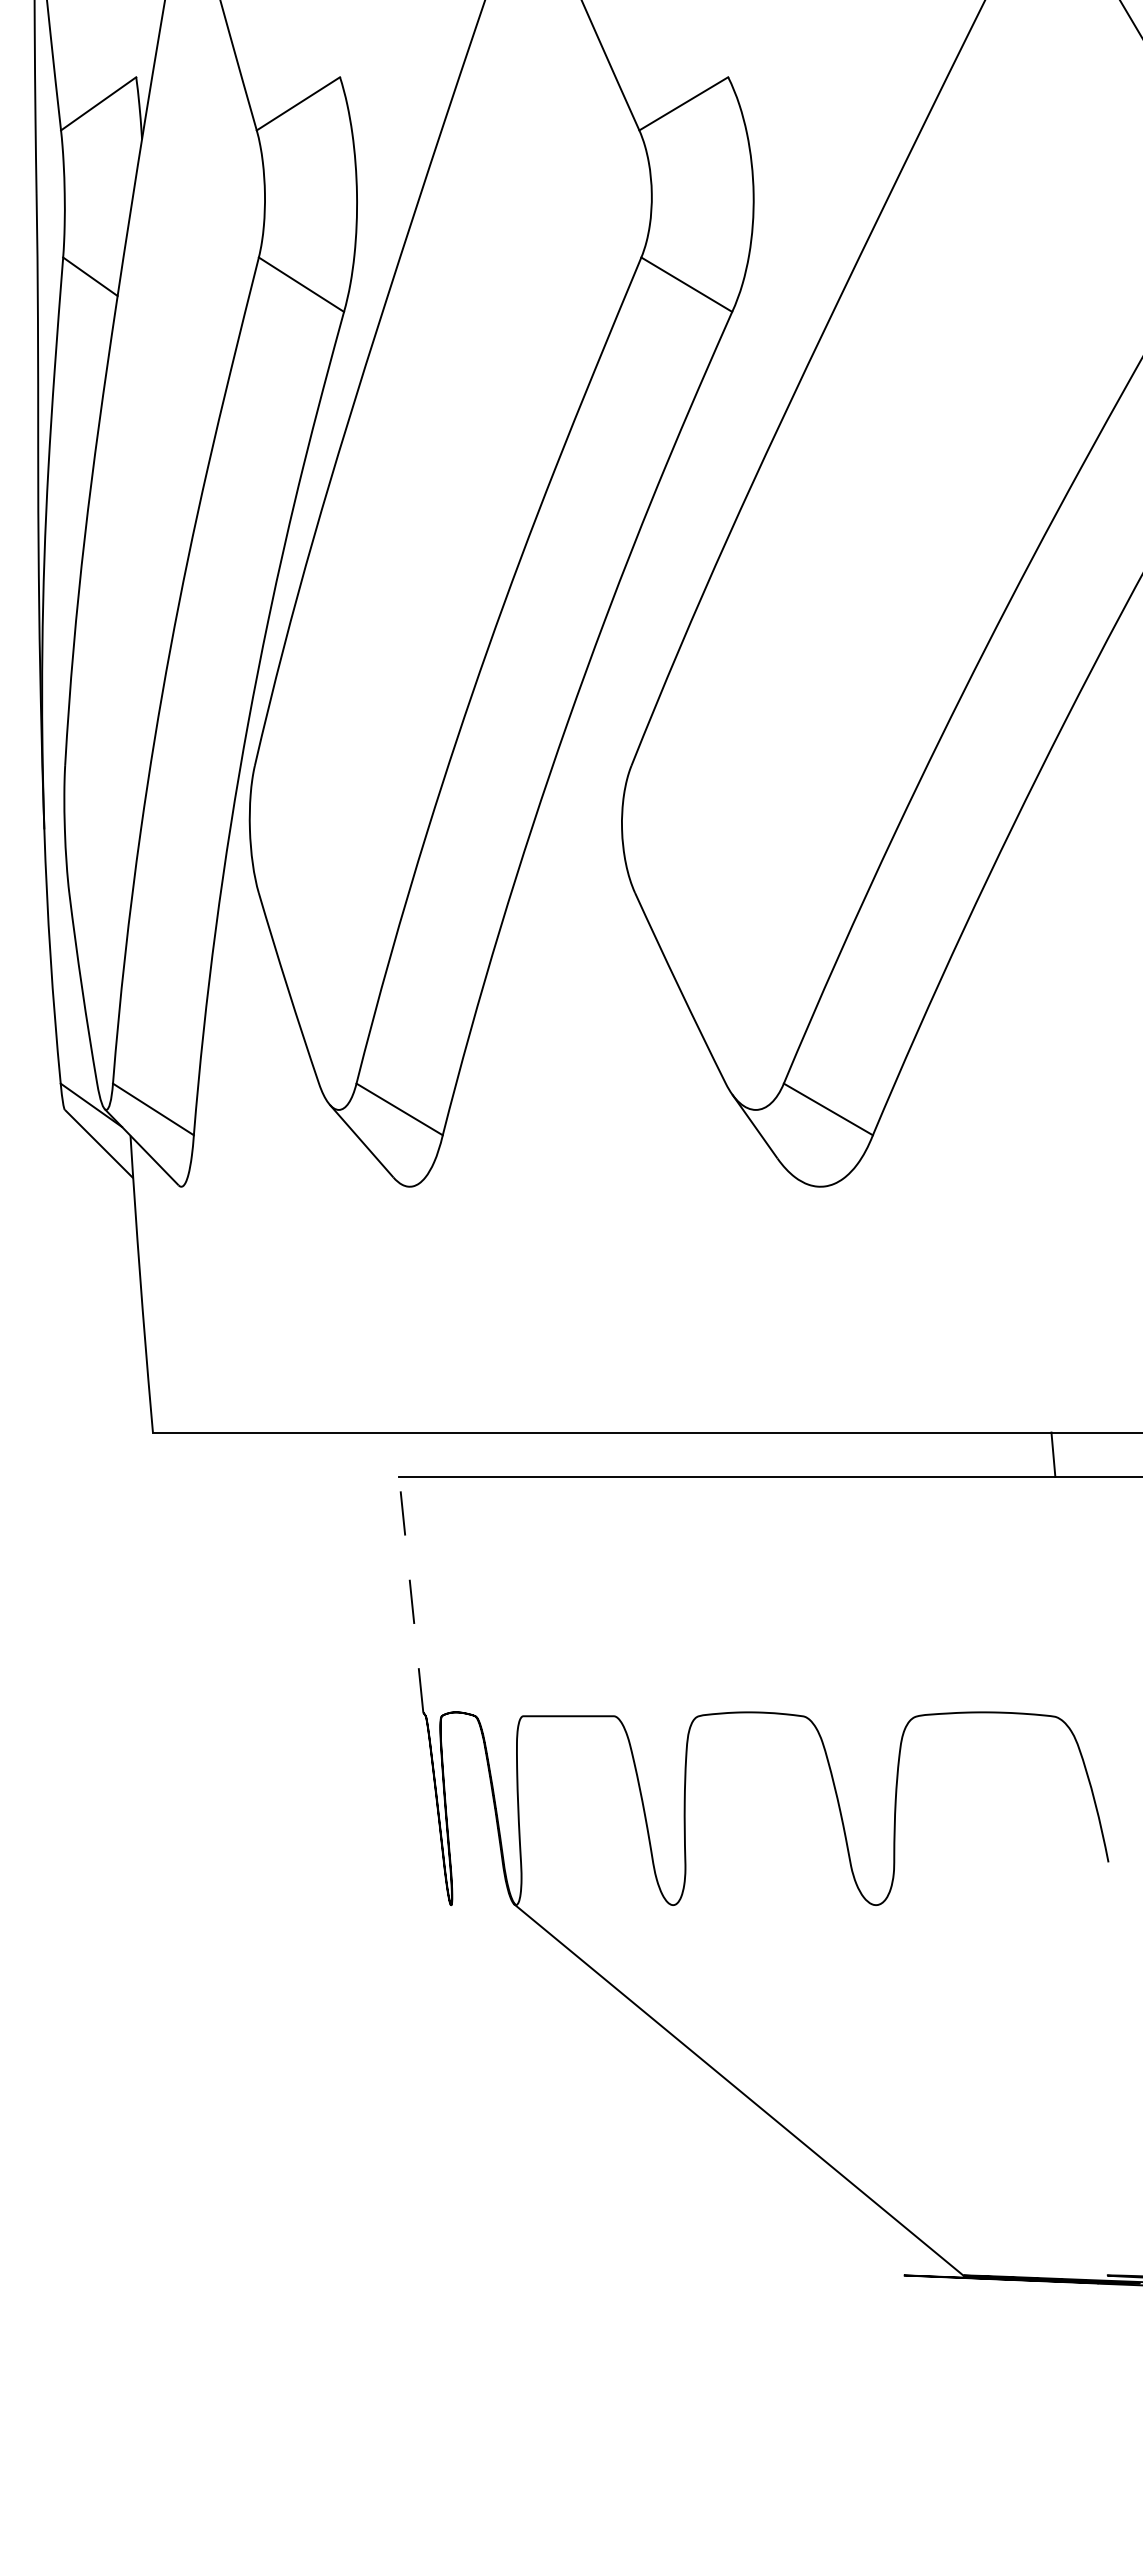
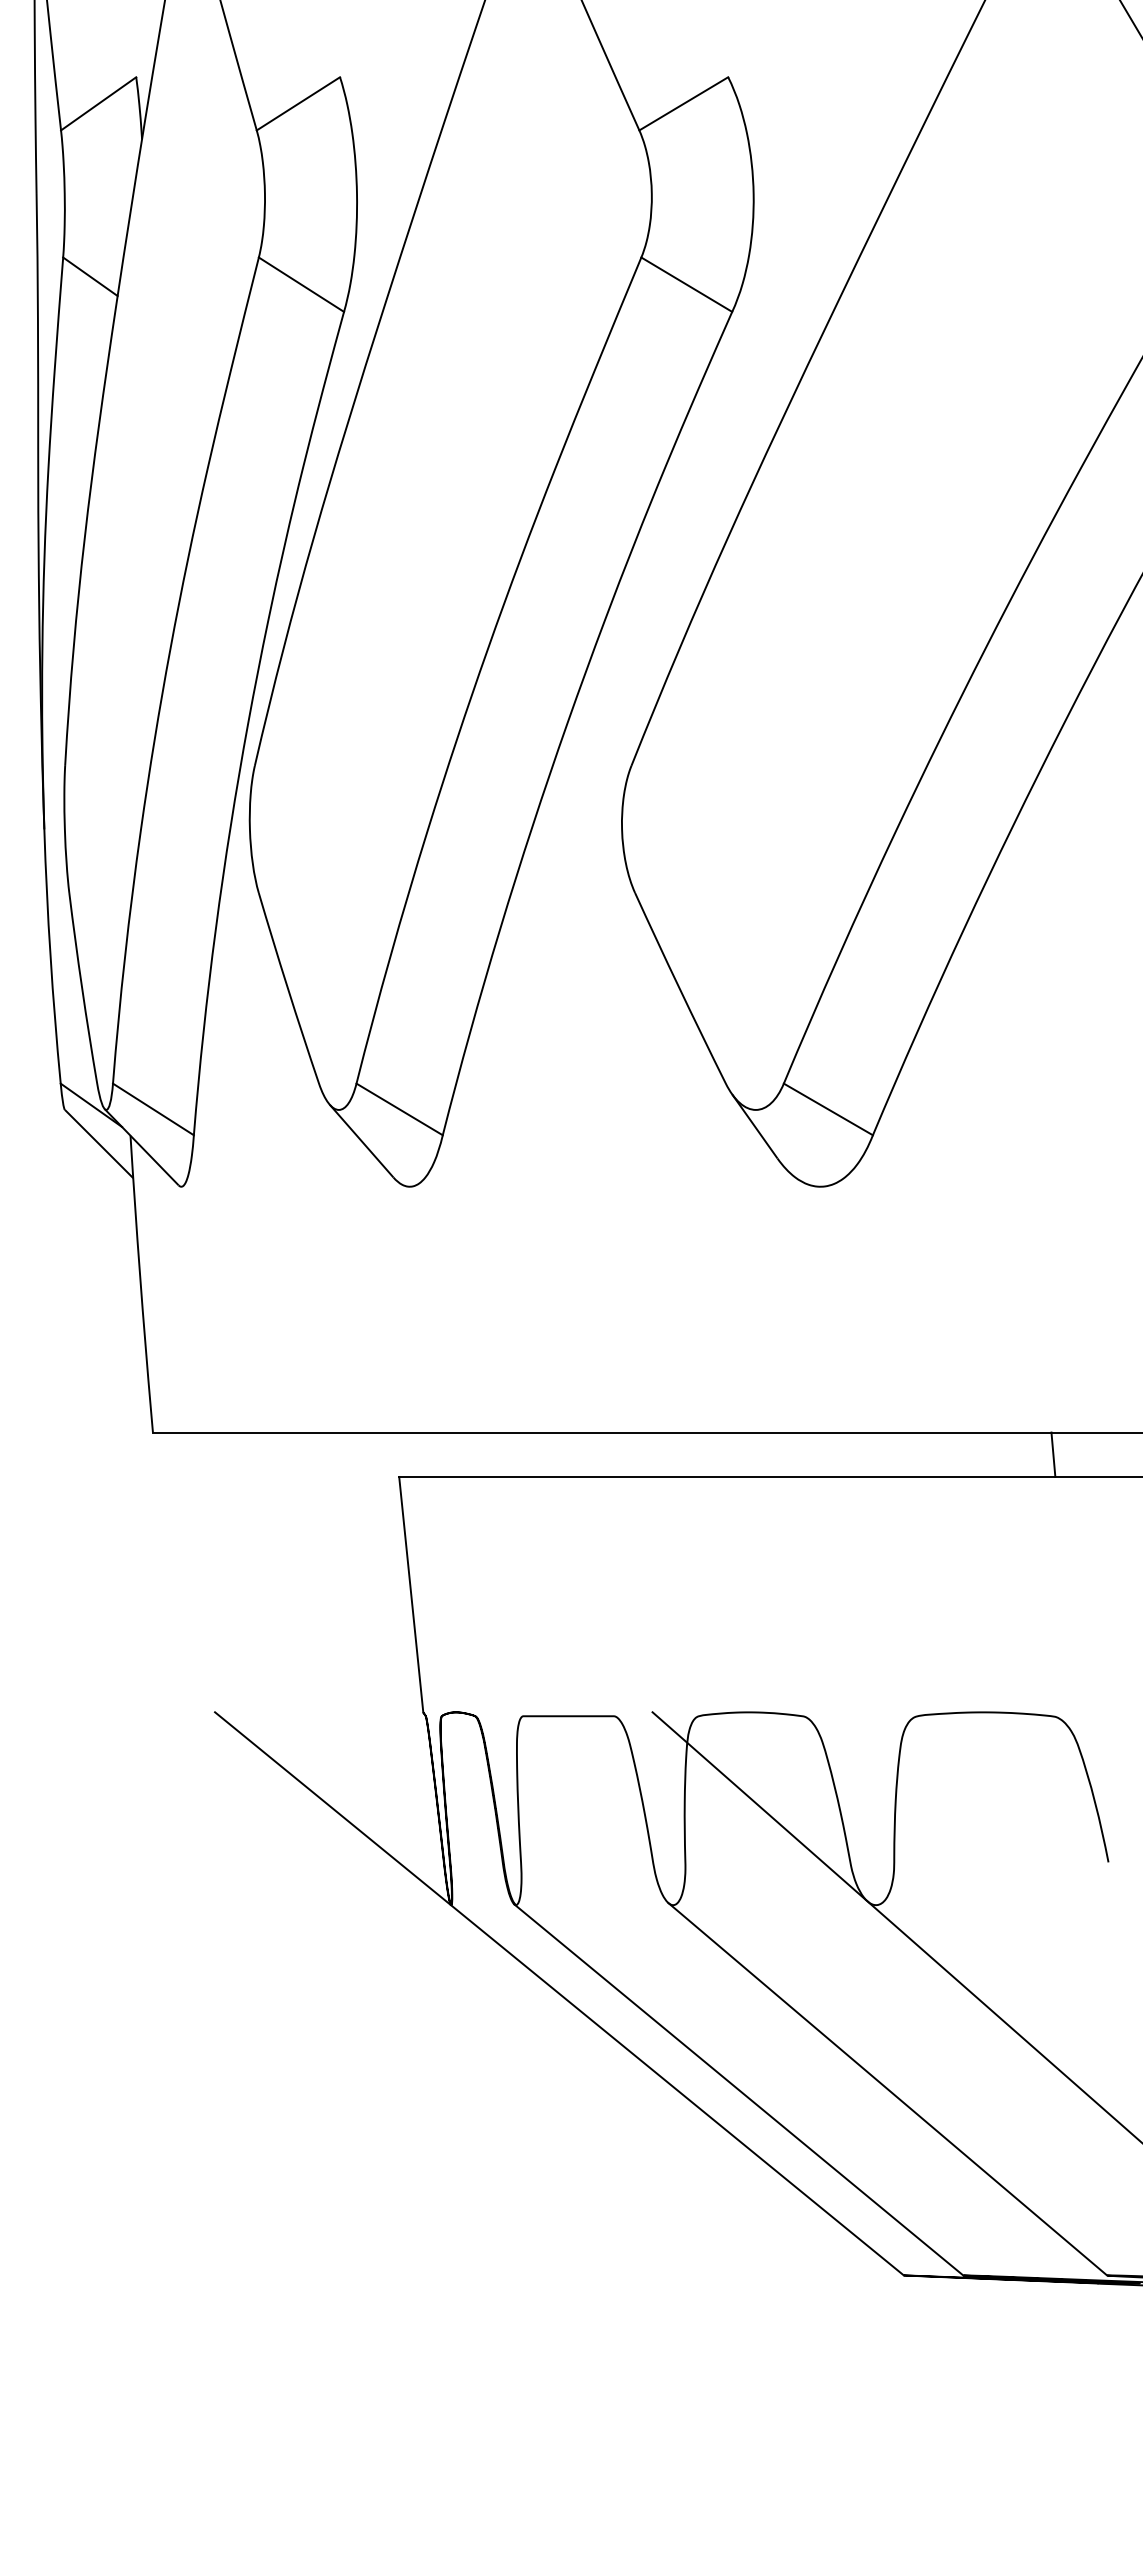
line: dashed -> solid (411, 1594)
line: none -> present (895, 1926)
line: none -> present (559, 1993)
line: none -> present (887, 2089)
